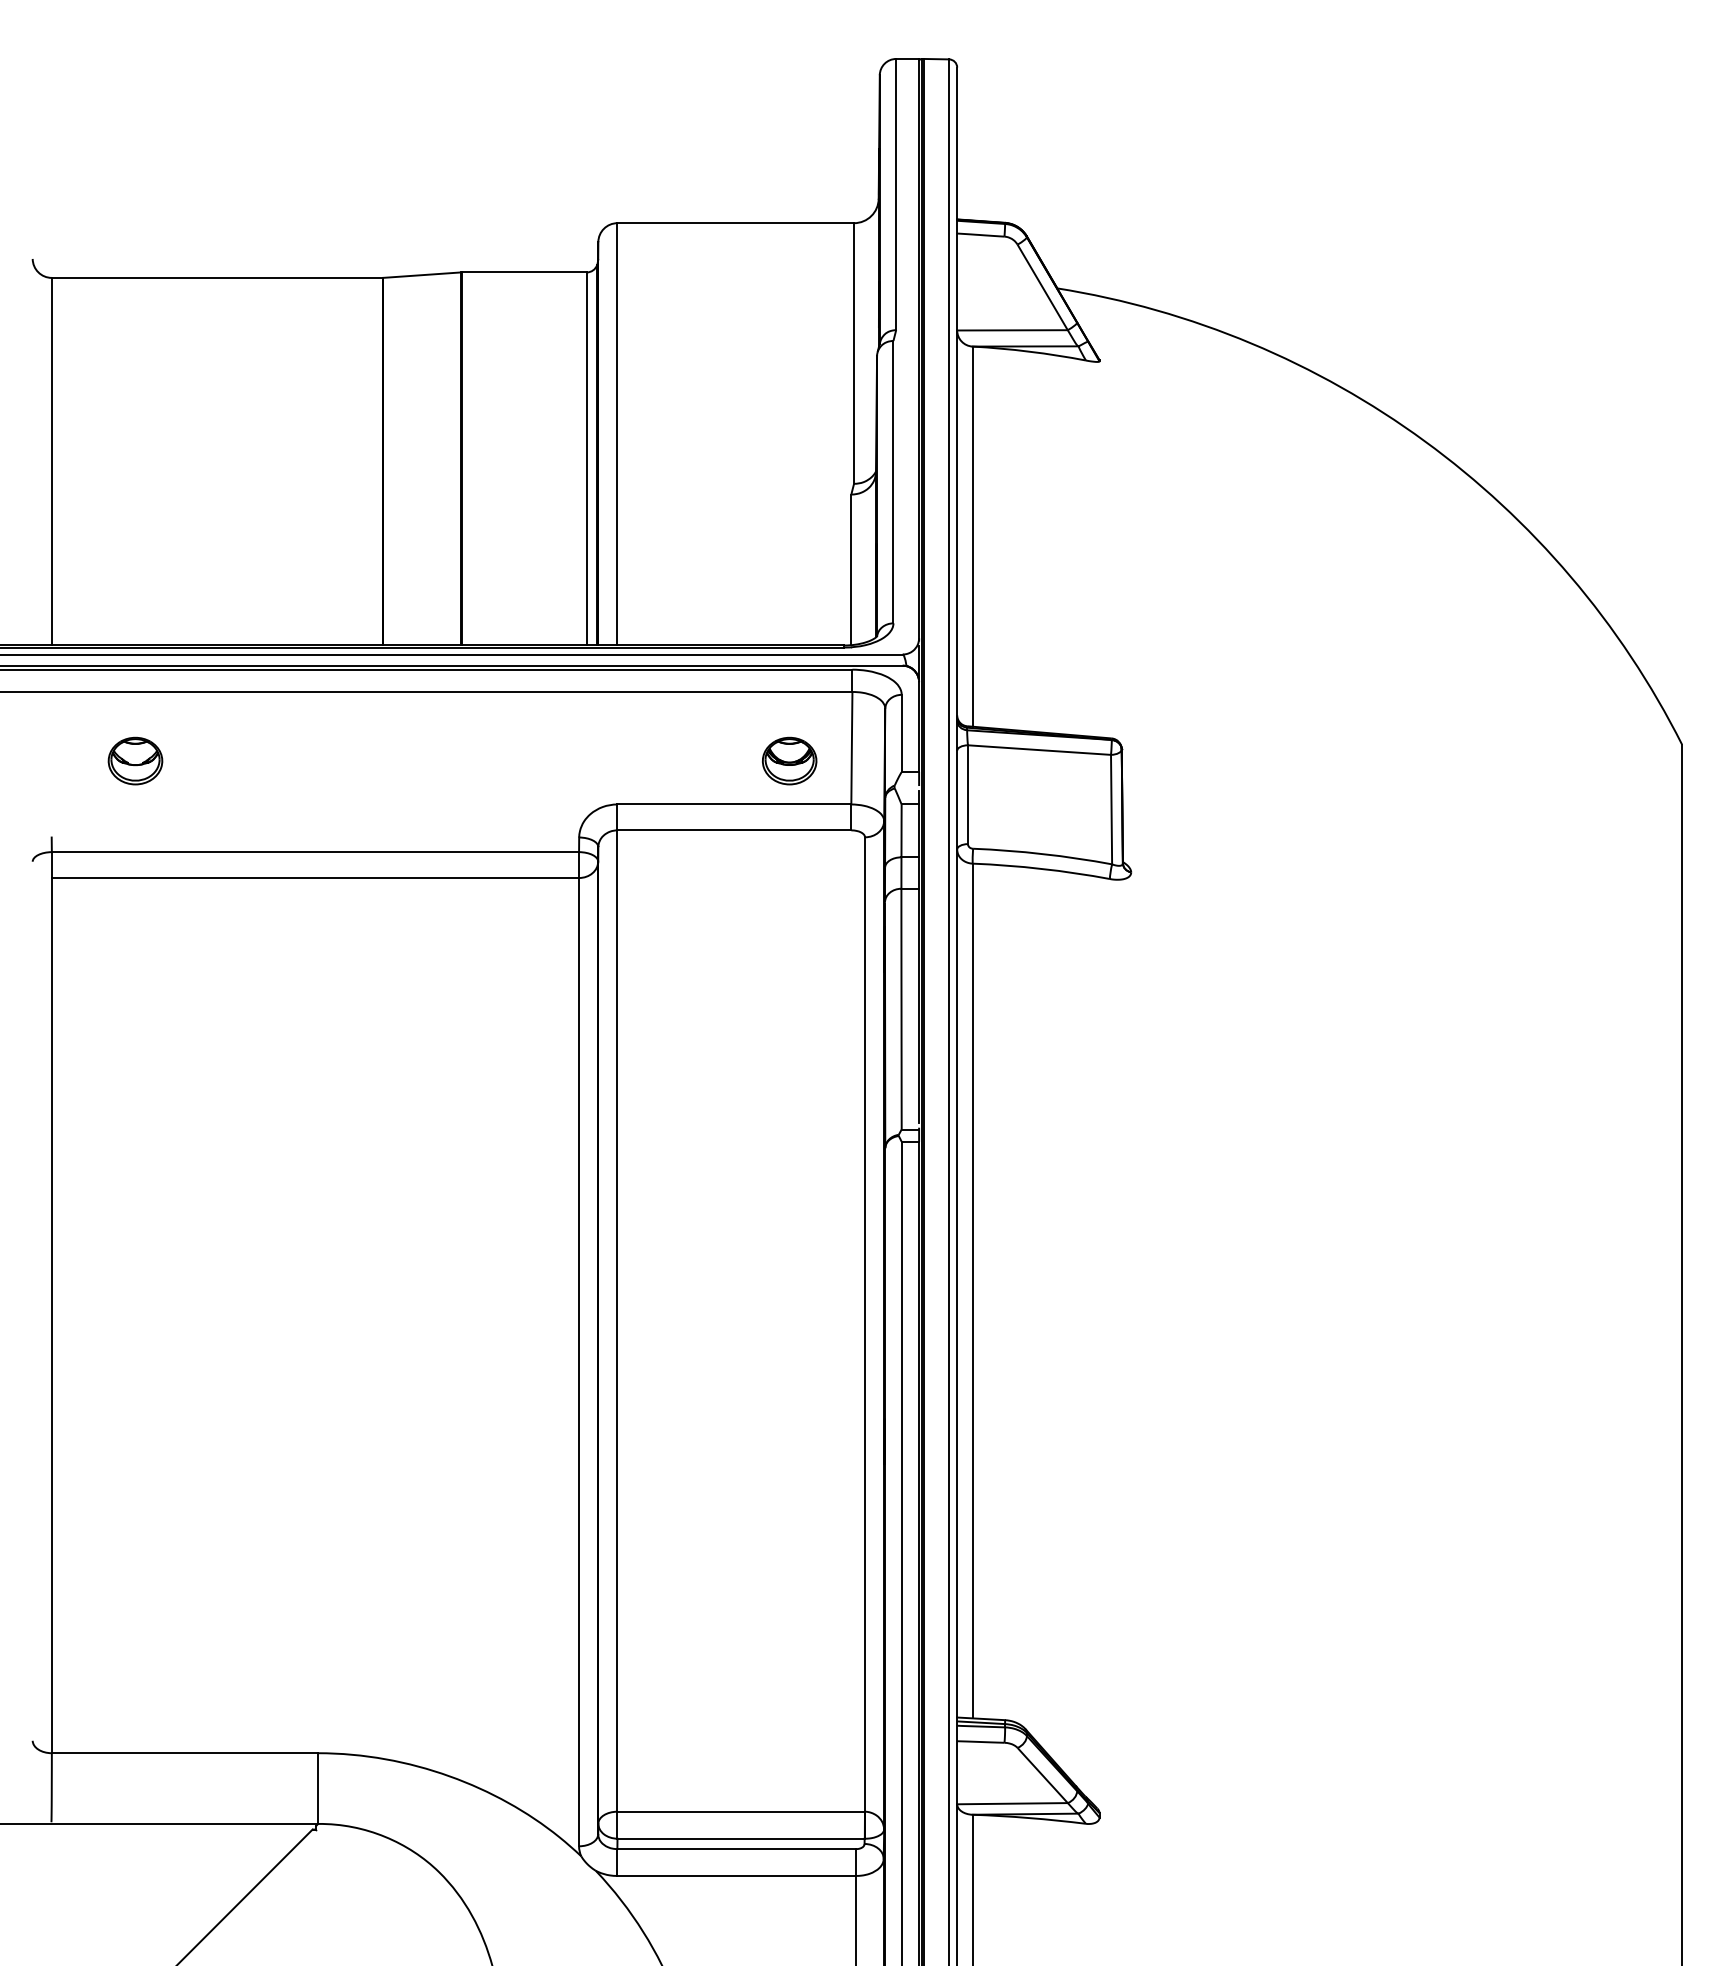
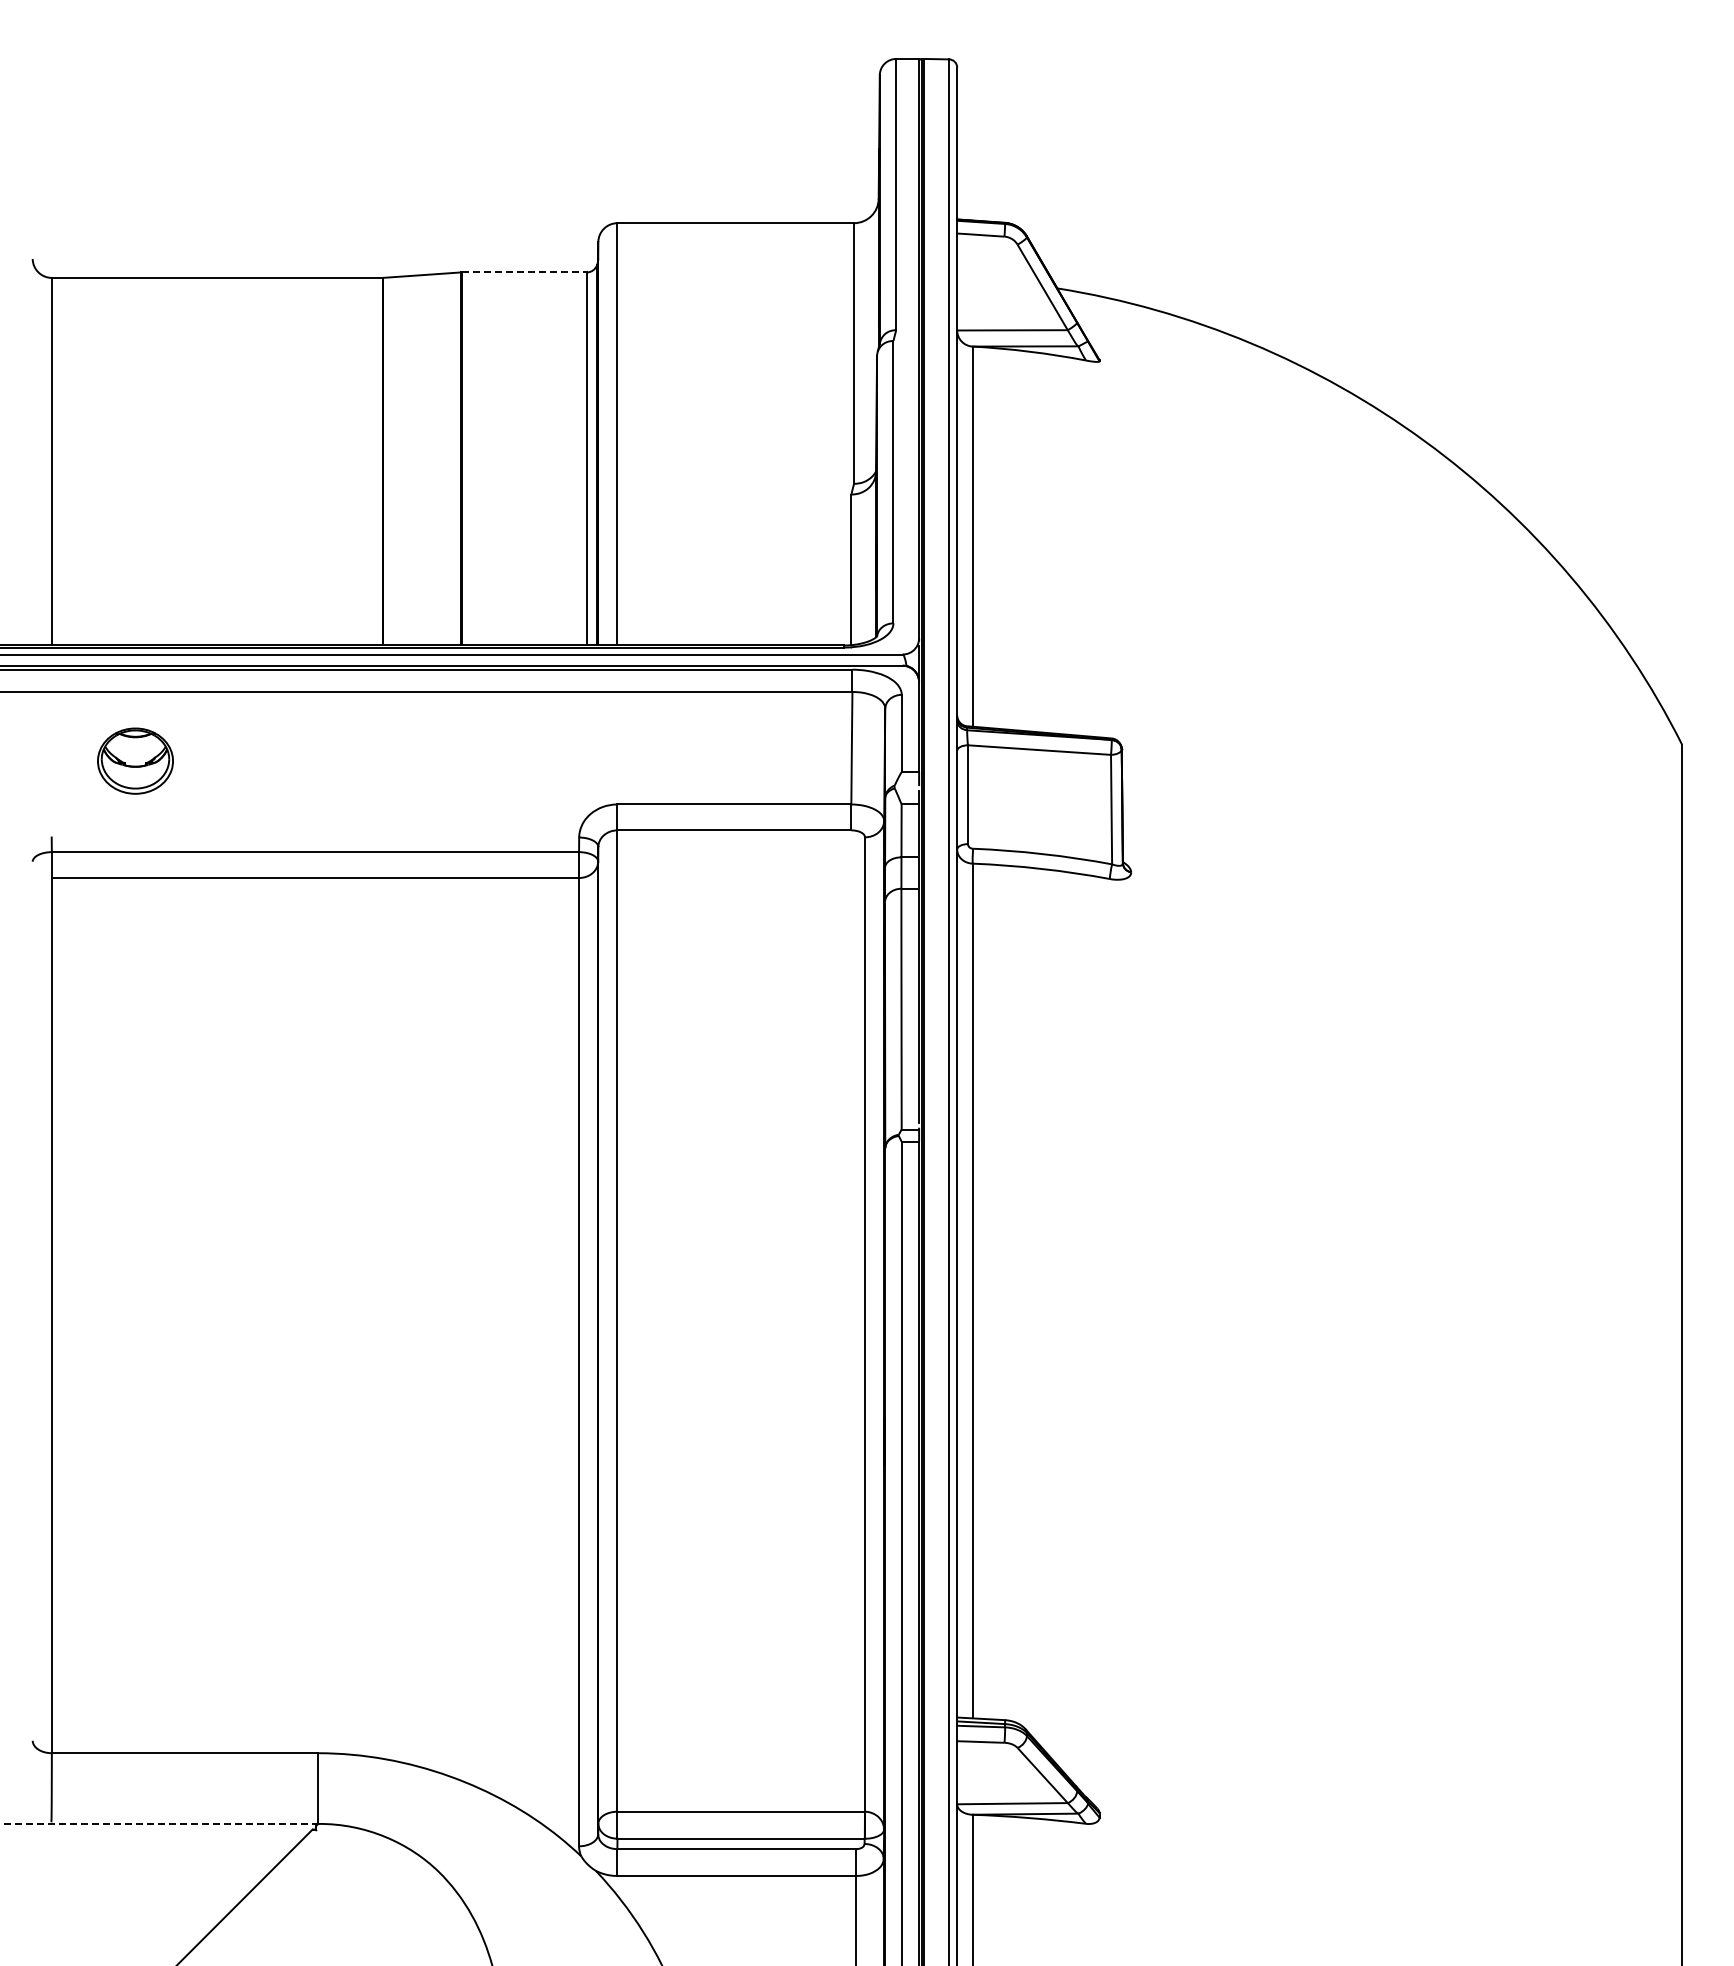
line: solid -> dashed (524, 272)
part size: 57x50 px -> 77x68 px (135, 760)
part: present -> none (789, 760)
line: solid -> dashed (159, 1823)
